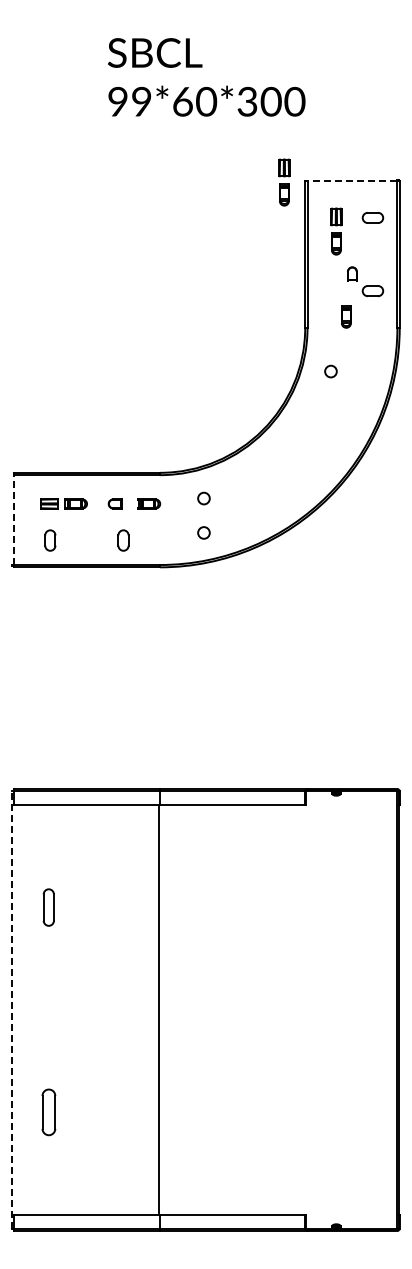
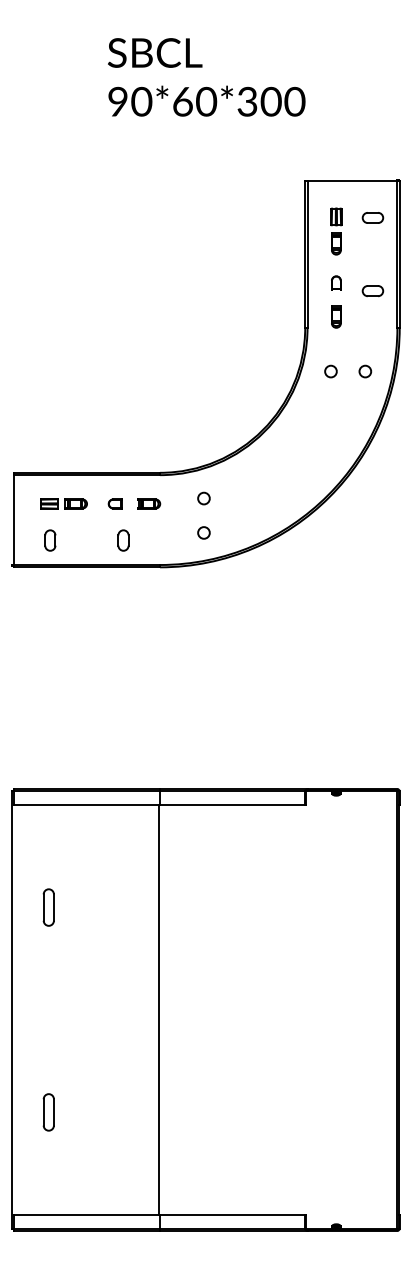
text: 99*60*300 -> 90*60*300 (141, 102)
line: dashed -> solid (352, 181)
part: present -> none (284, 182)
part position: (352, 273) -> (336, 282) (336, 282)
part position: (346, 316) -> (336, 316) (336, 316)
circle: none -> present (365, 371)
line: dashed -> solid (13, 520)
line: dashed -> solid (12, 1009)
part size: 16x49 px -> 13x39 px (48, 1112)
